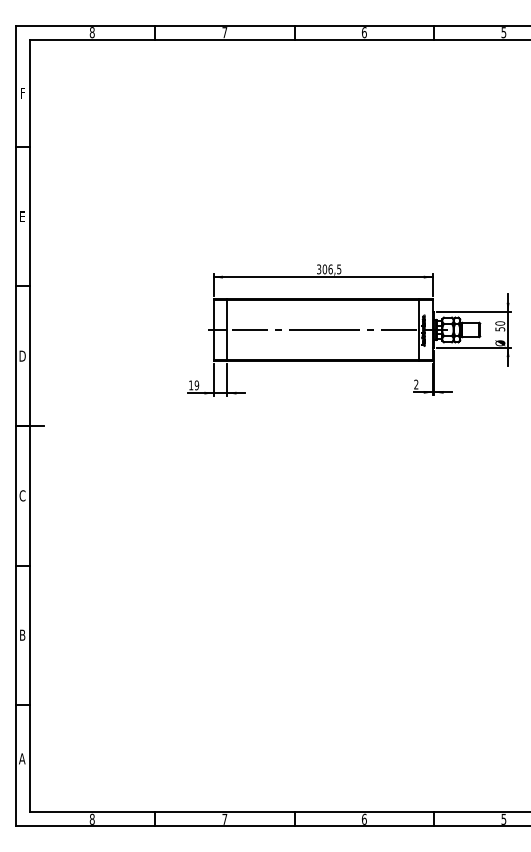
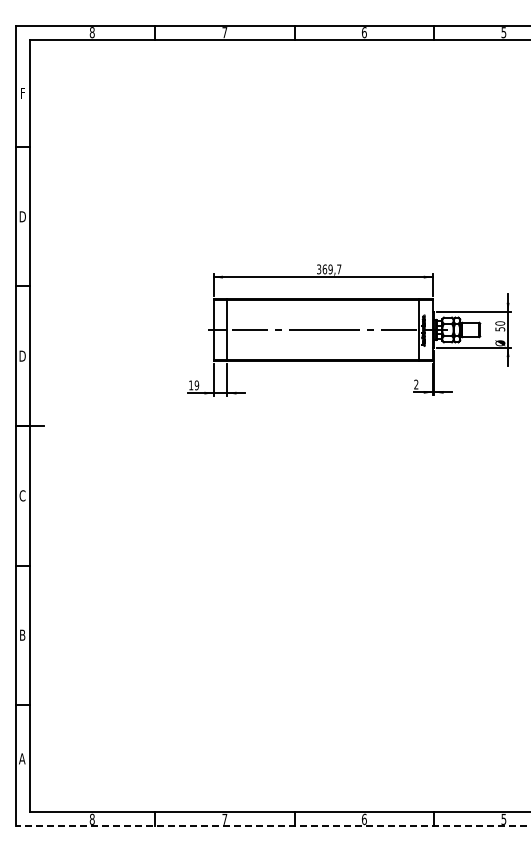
text: E -> D (22, 216)
text: 306,5 -> 369,7 (332, 269)
line: solid -> dashed (272, 826)
